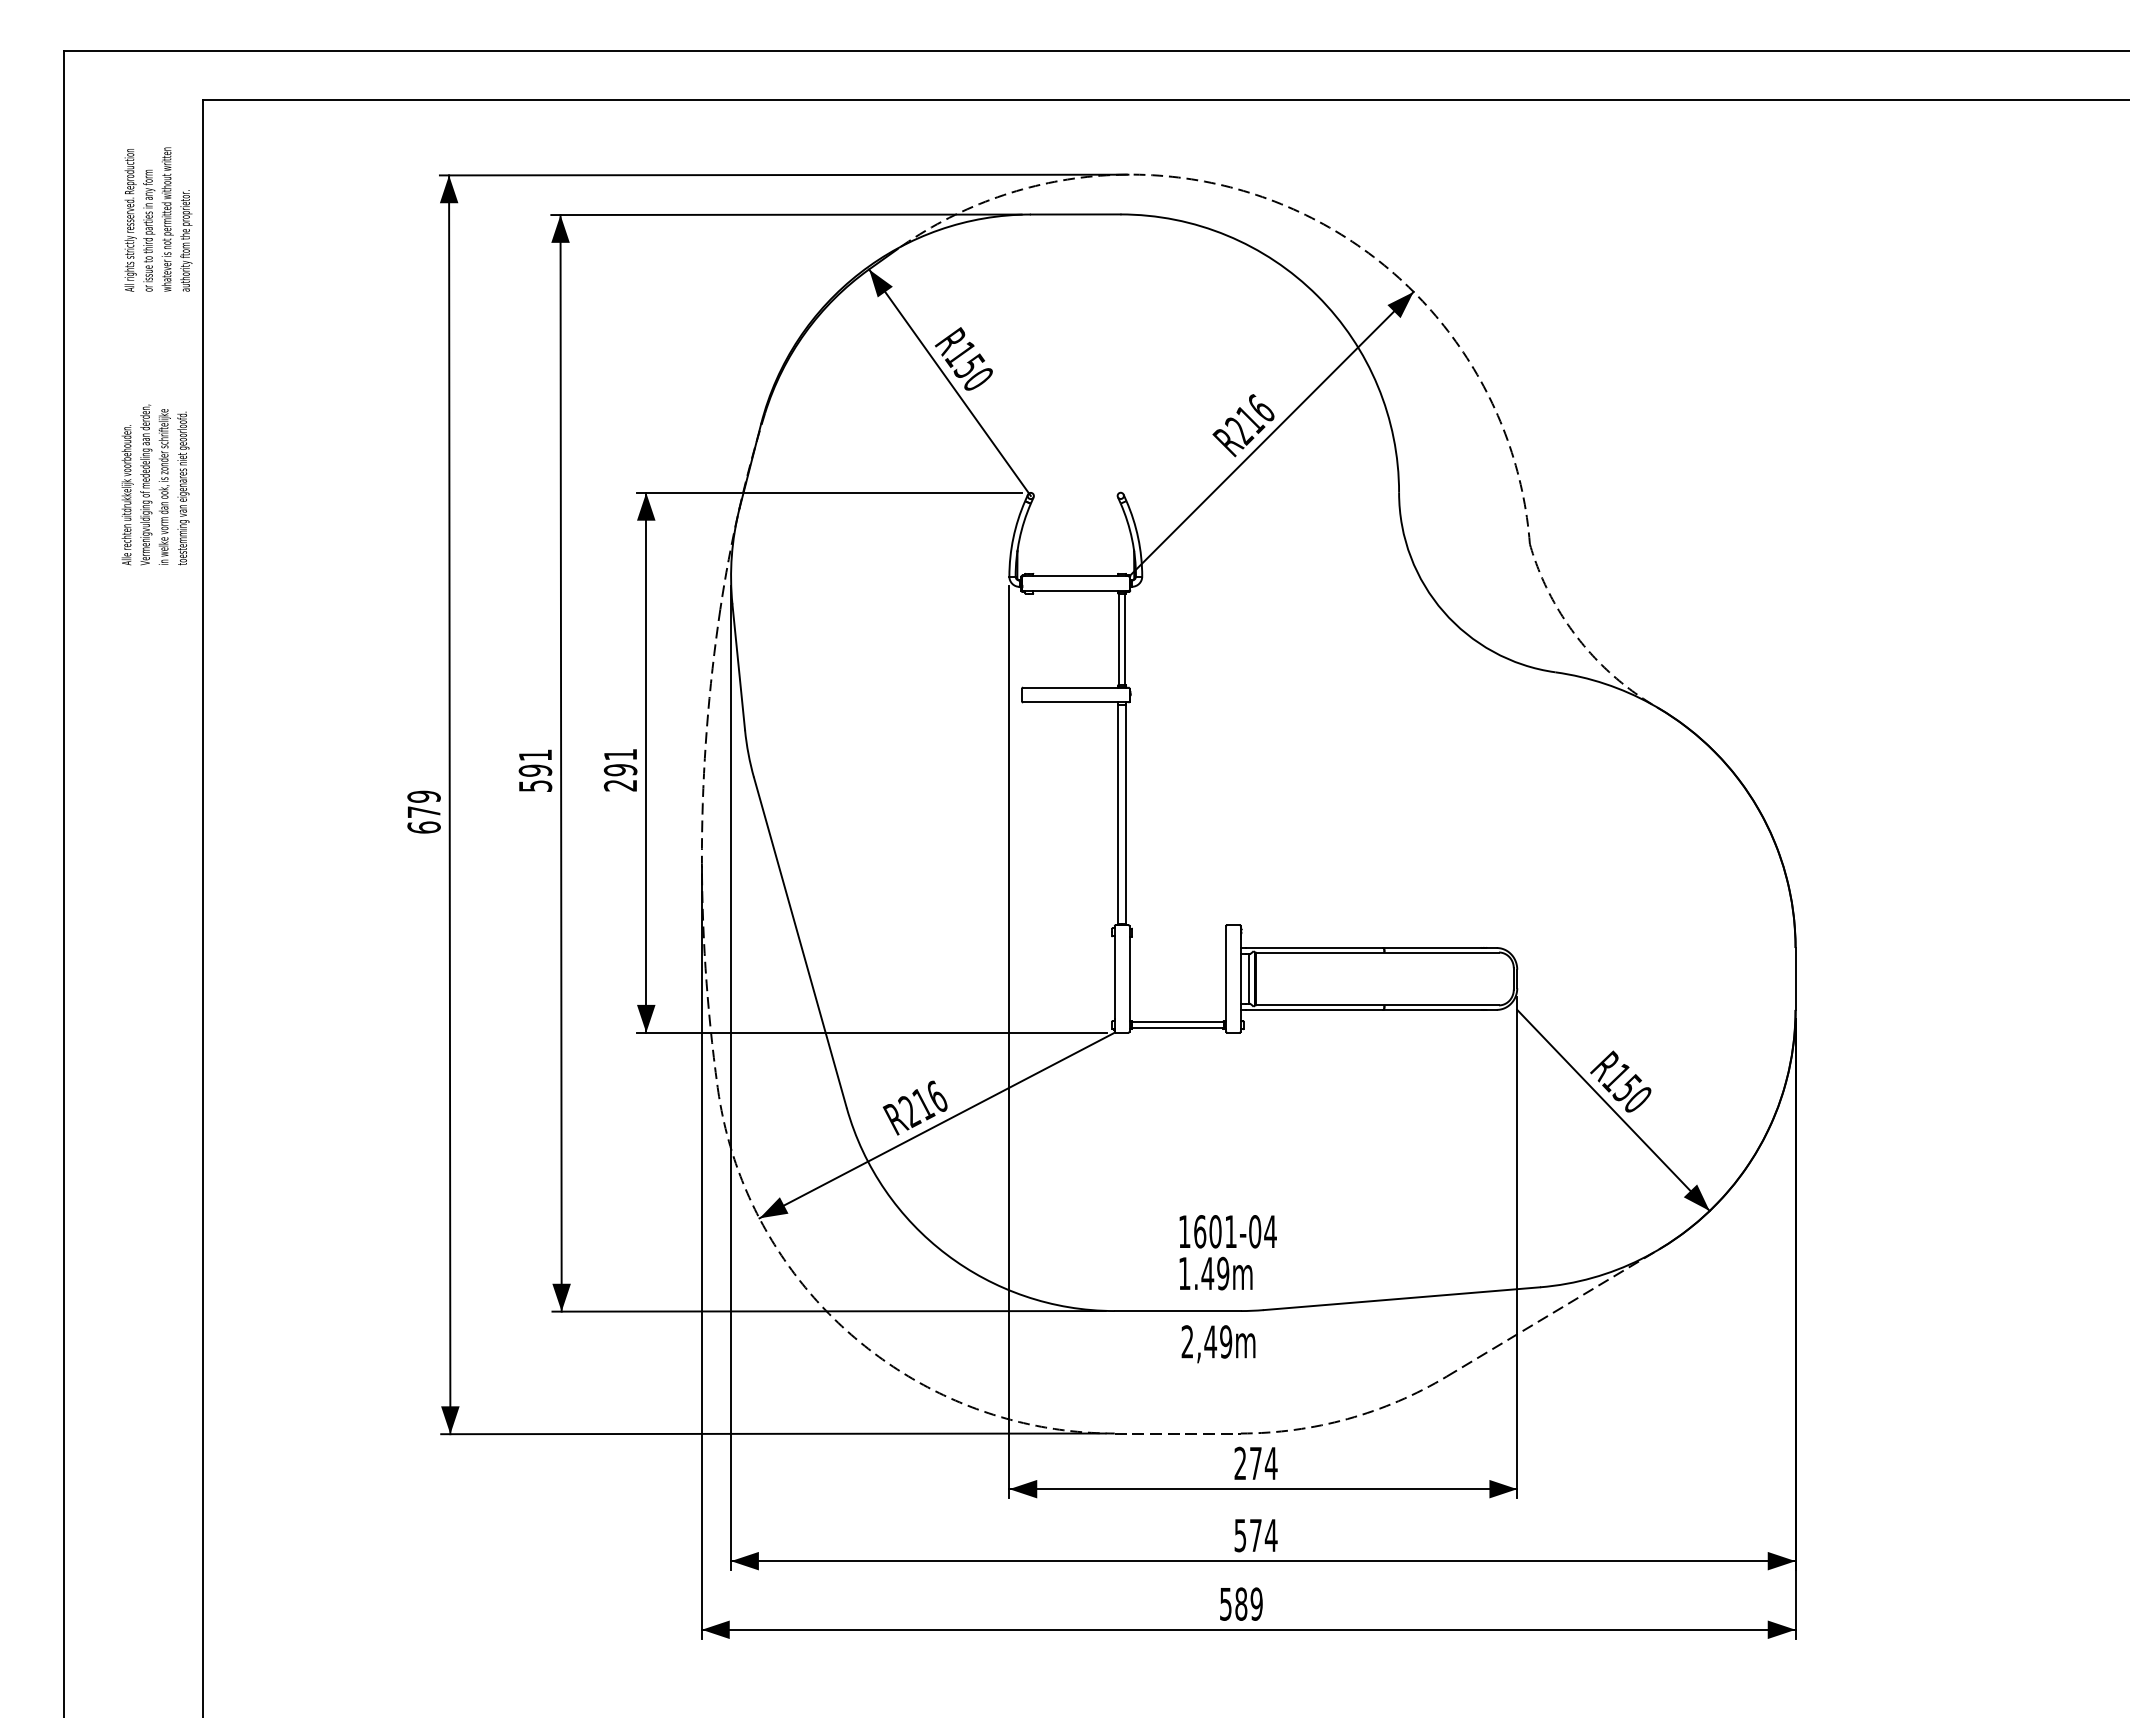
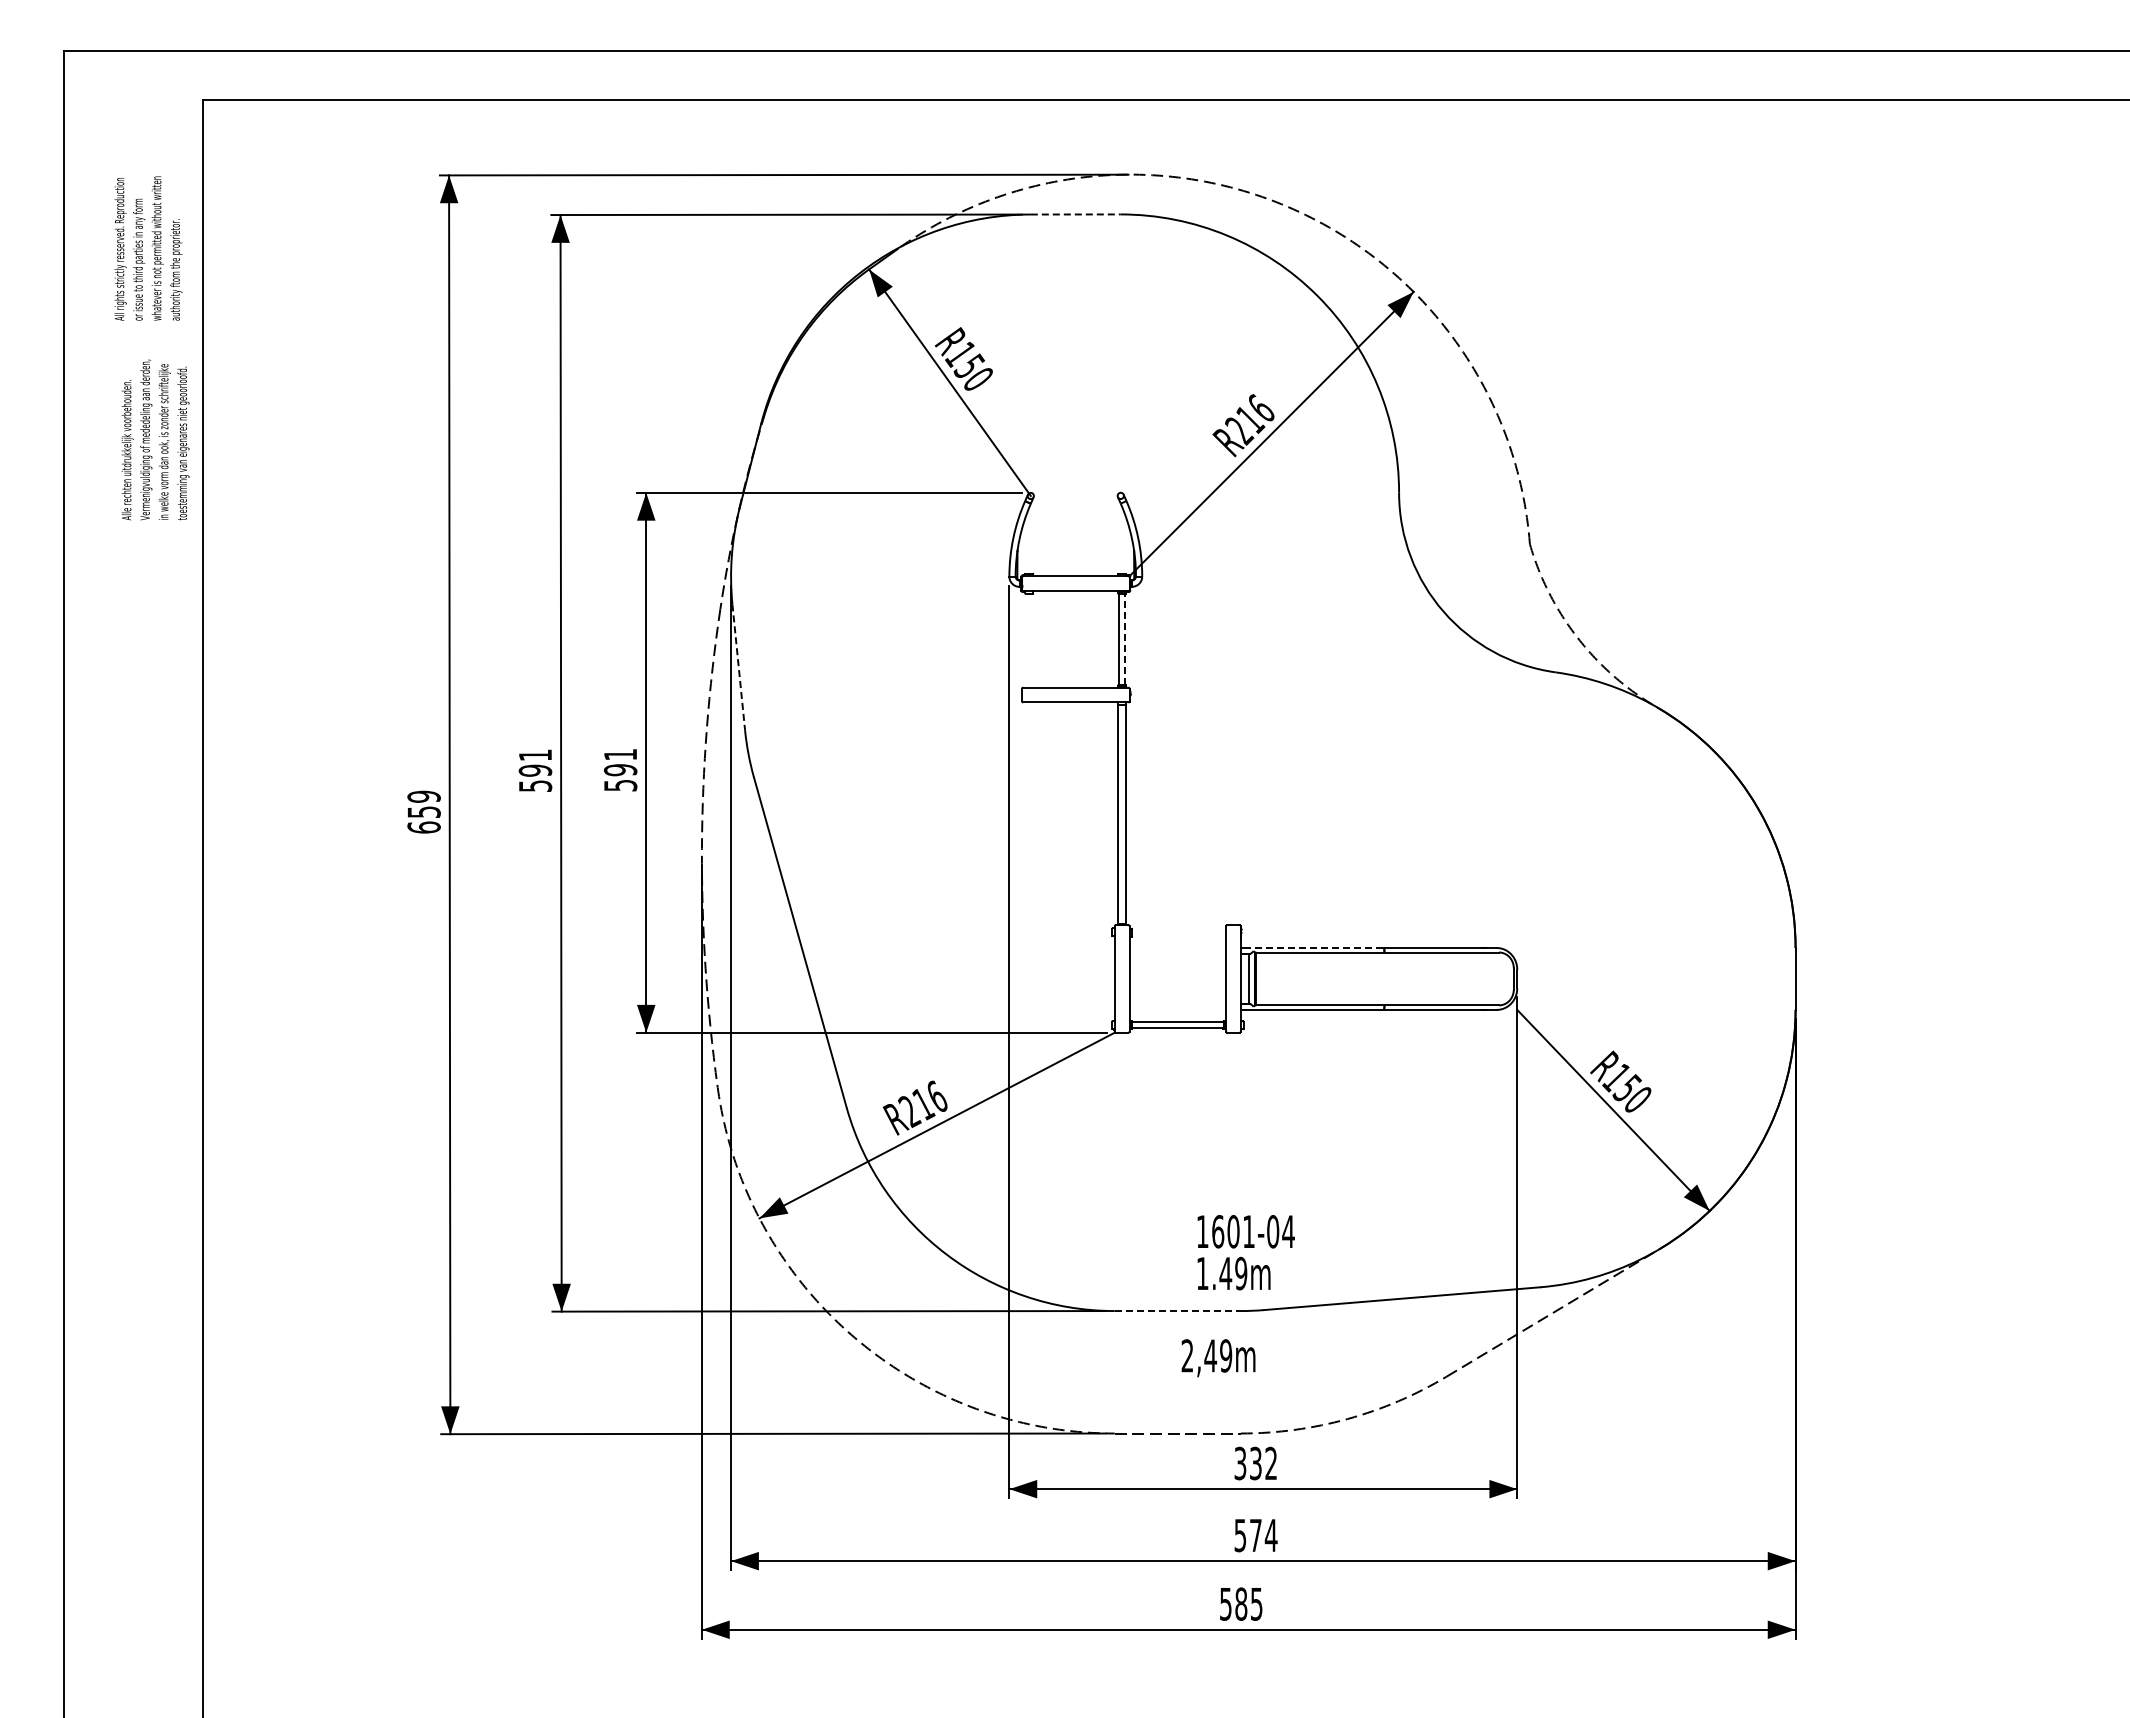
line: solid -> dashed (1075, 214)
text position: (158, 219) -> (148, 248) (148, 248)
text position: (155, 484) -> (155, 439) (155, 439)
line: solid -> dashed (1125, 639)
line: solid -> dashed (738, 667)
text: 291 -> 591 (620, 785)
text: 679 -> 659 (423, 811)
line: solid -> dashed (1314, 948)
text position: (1227, 1252) -> (1245, 1252) (1245, 1252)
line: solid -> dashed (1178, 1311)
text position: (1218, 1344) -> (1218, 1358) (1218, 1358)
text: 274 -> 332 (1255, 1463)
text: 589 -> 585 (1256, 1603)
